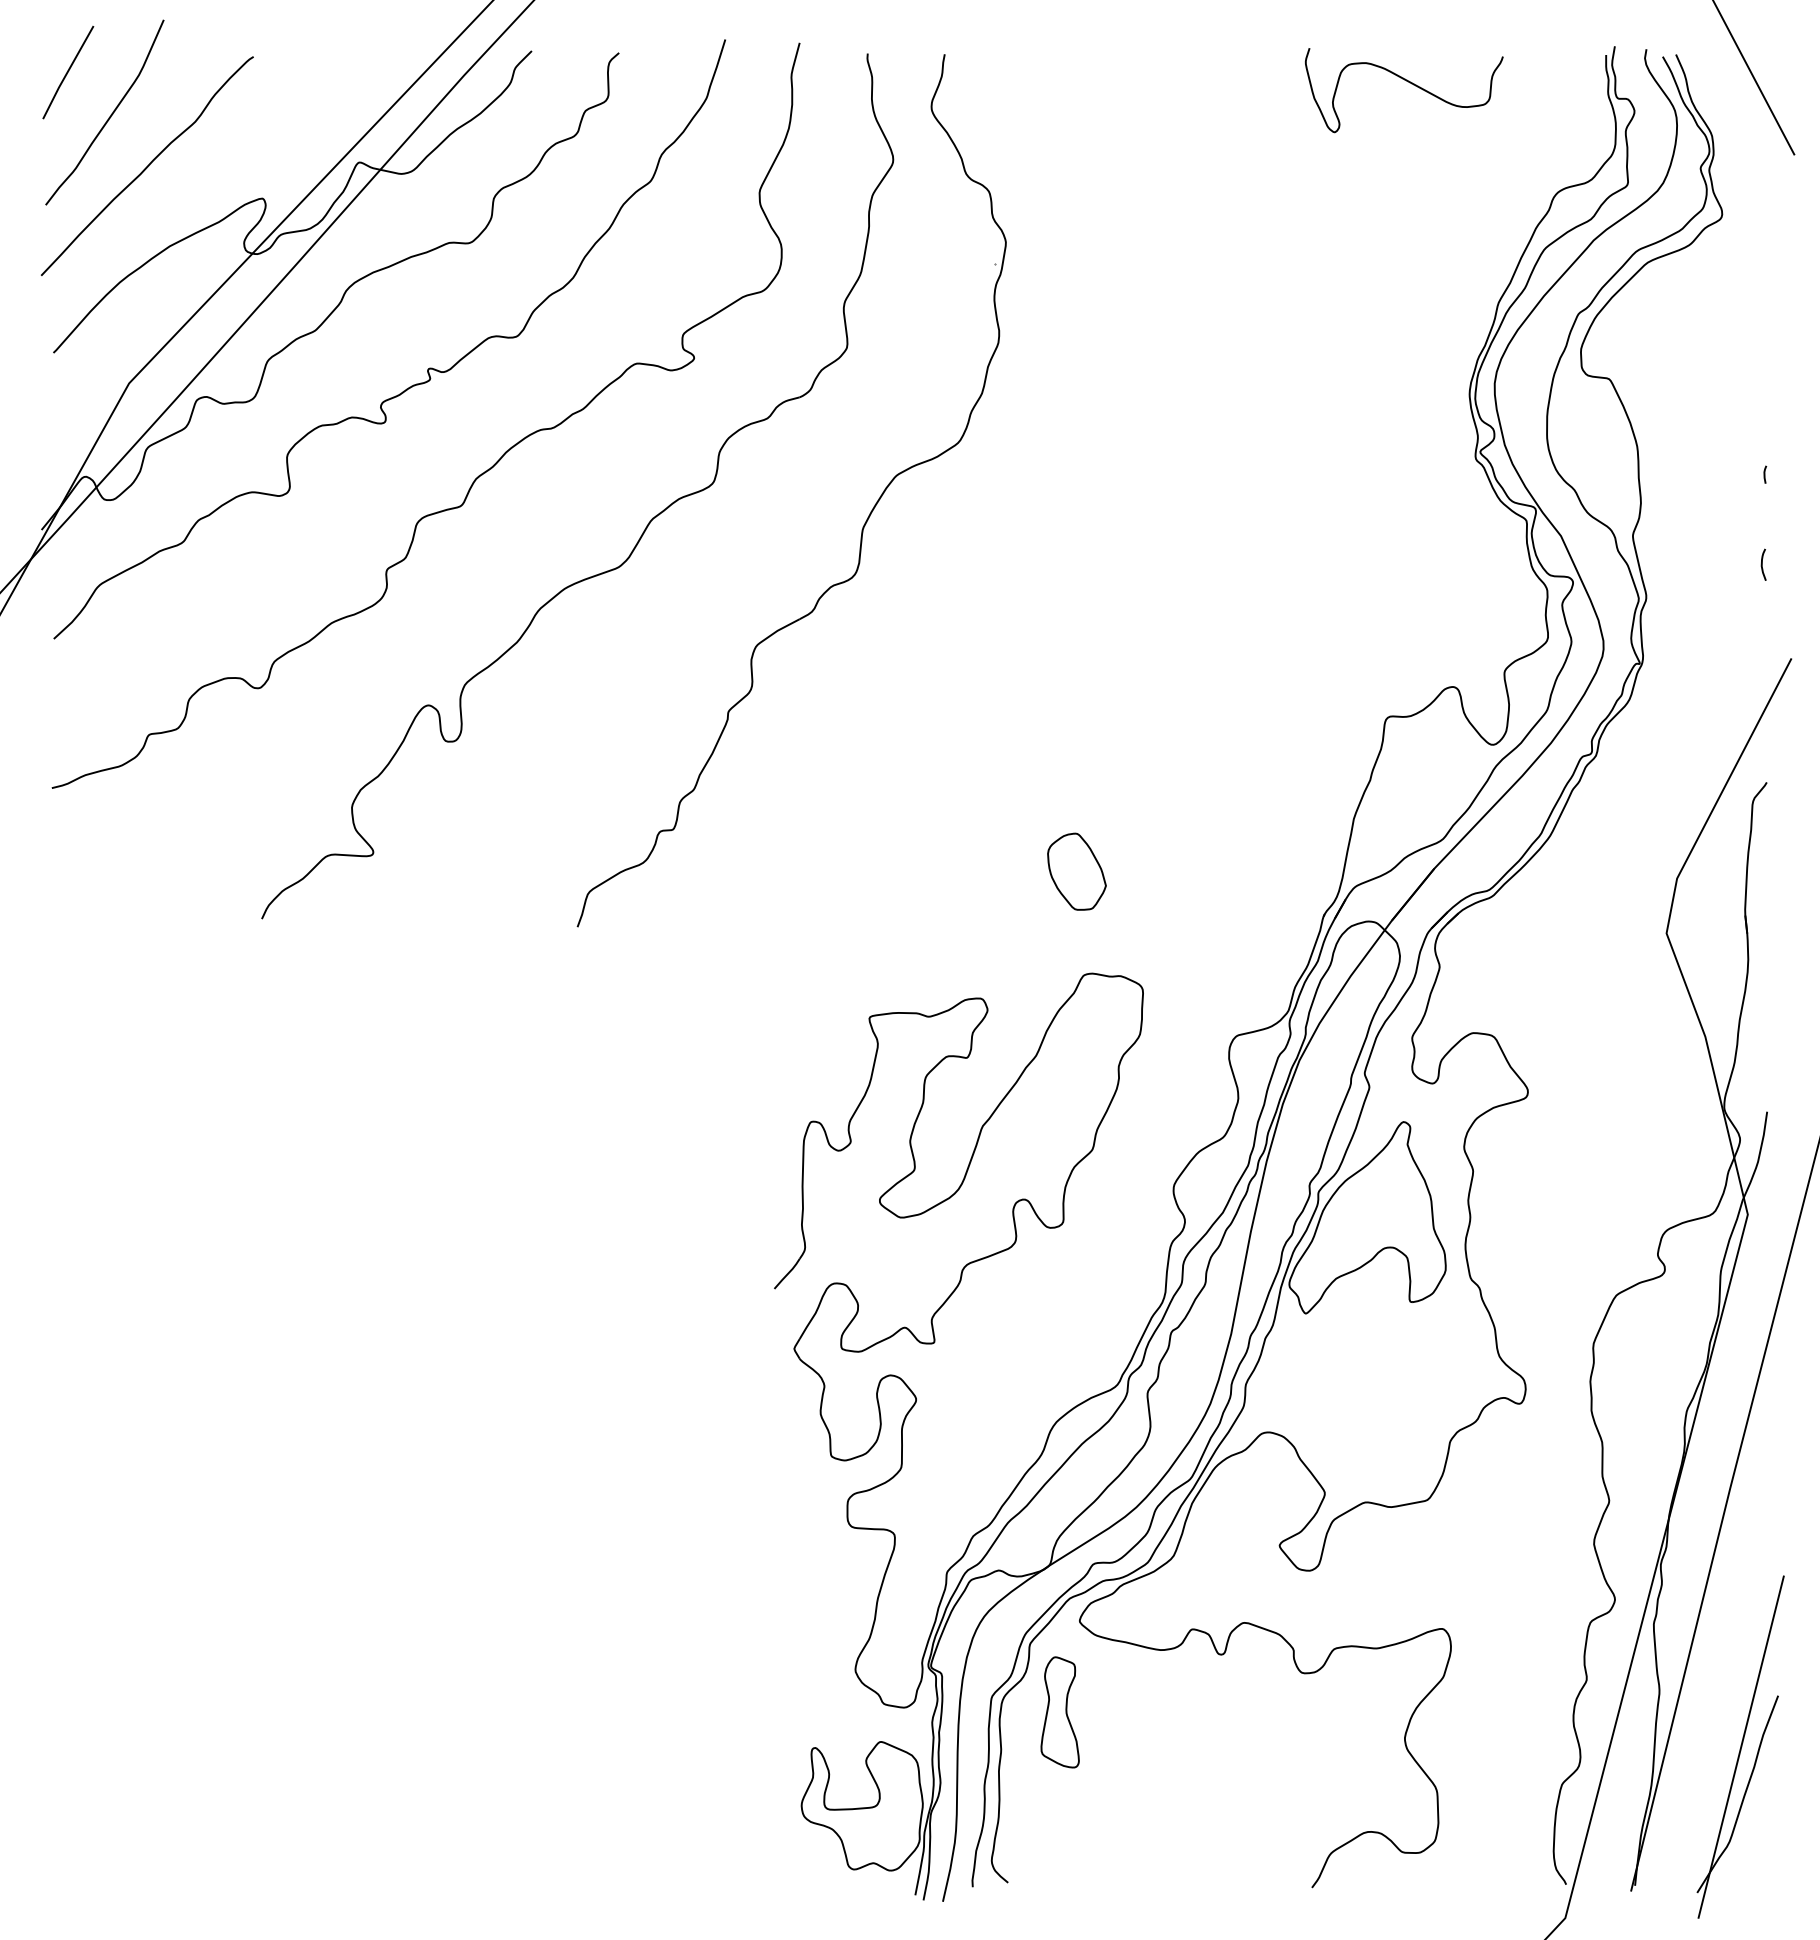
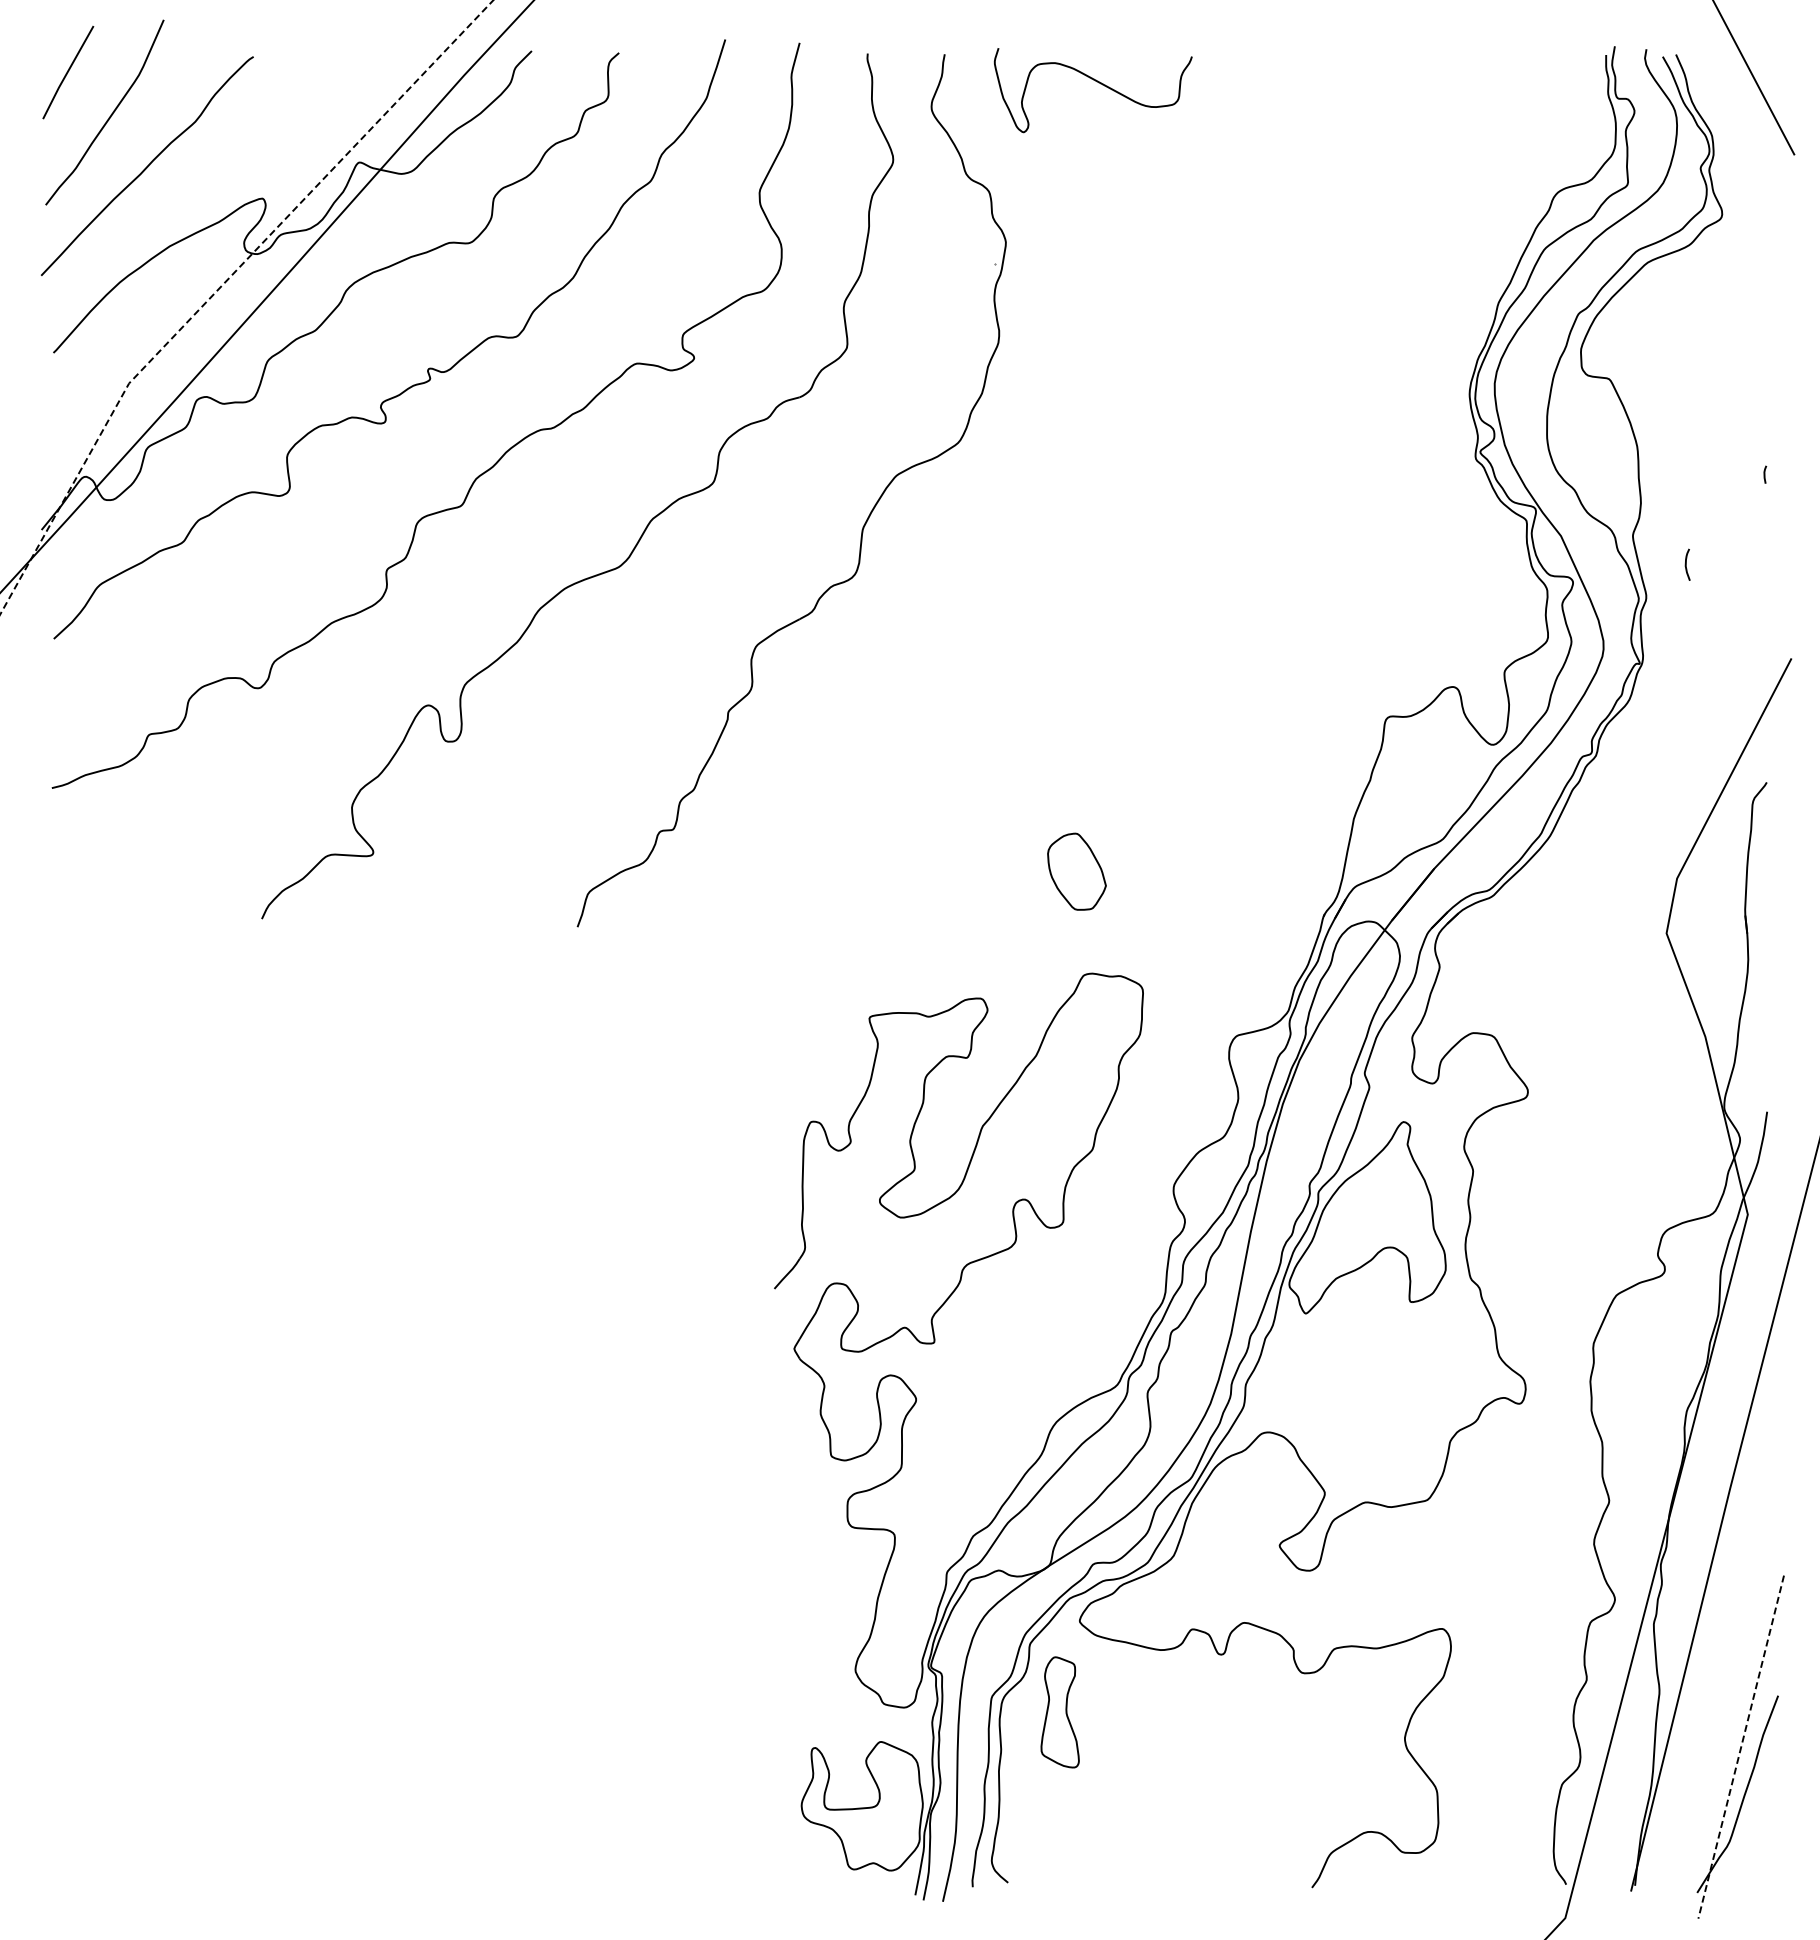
curve position: (1409, 83) -> (1098, 83) (1098, 83)
line: solid -> dashed (219, 287)
curve position: (1762, 564) -> (1686, 564) (1686, 564)
line: solid -> dashed (1741, 1747)
